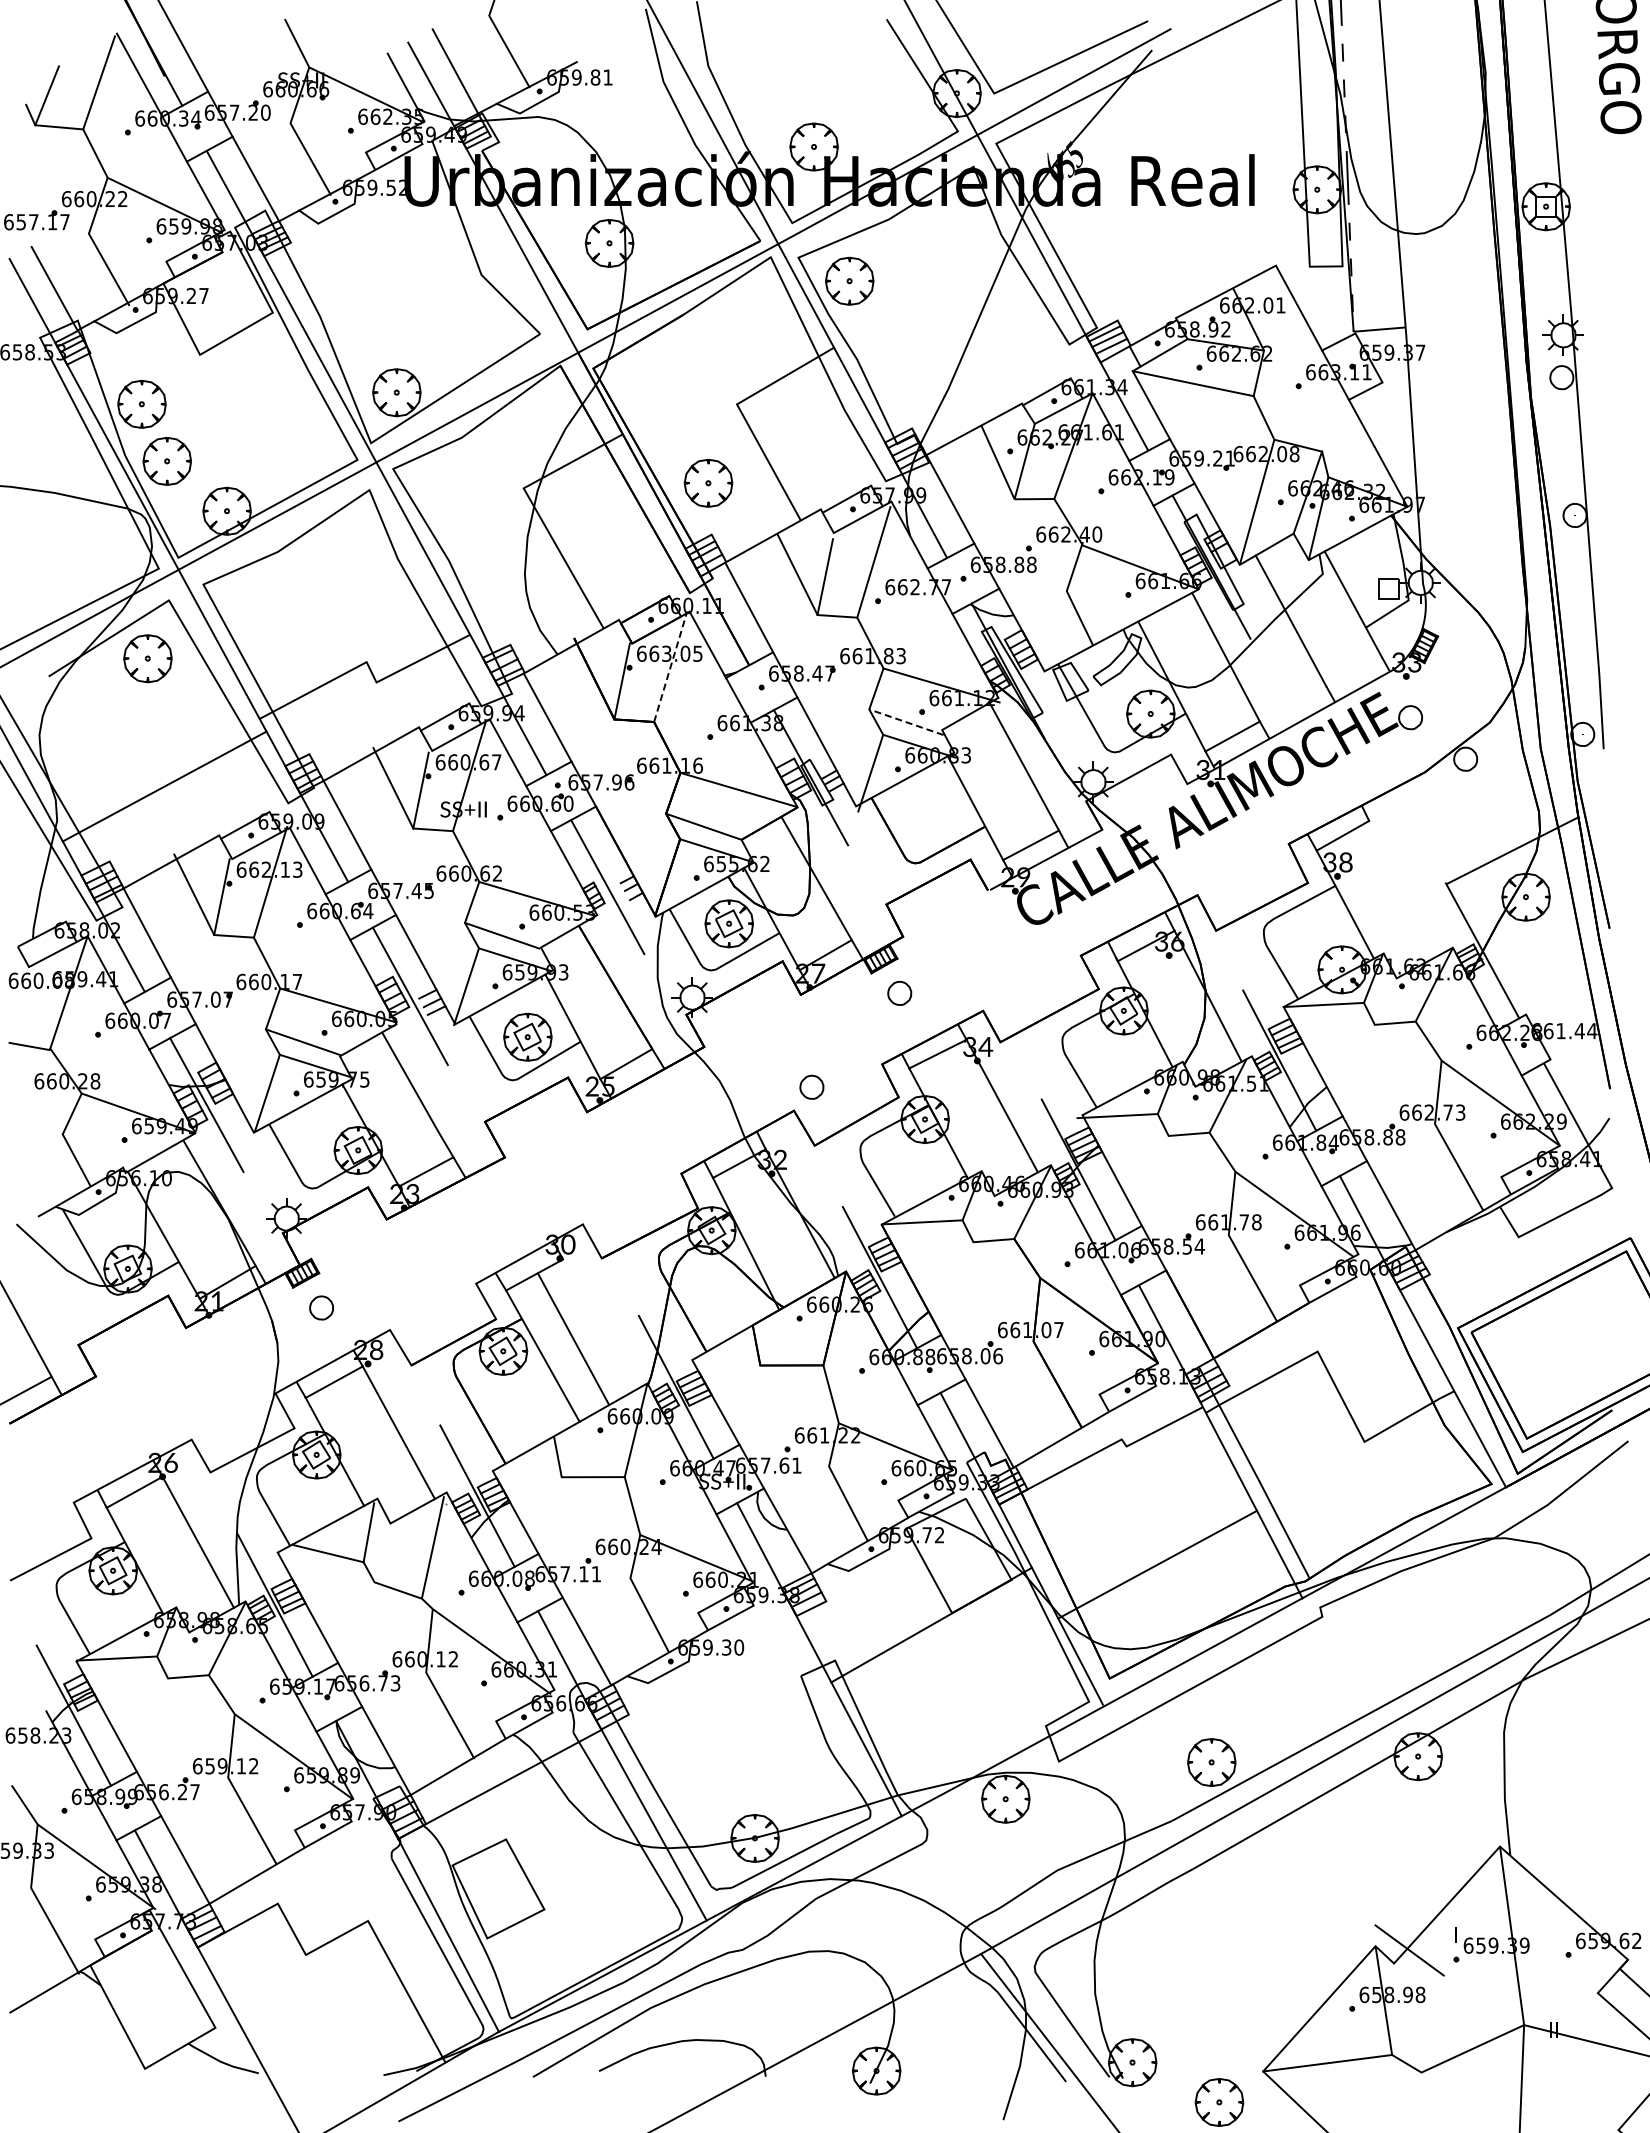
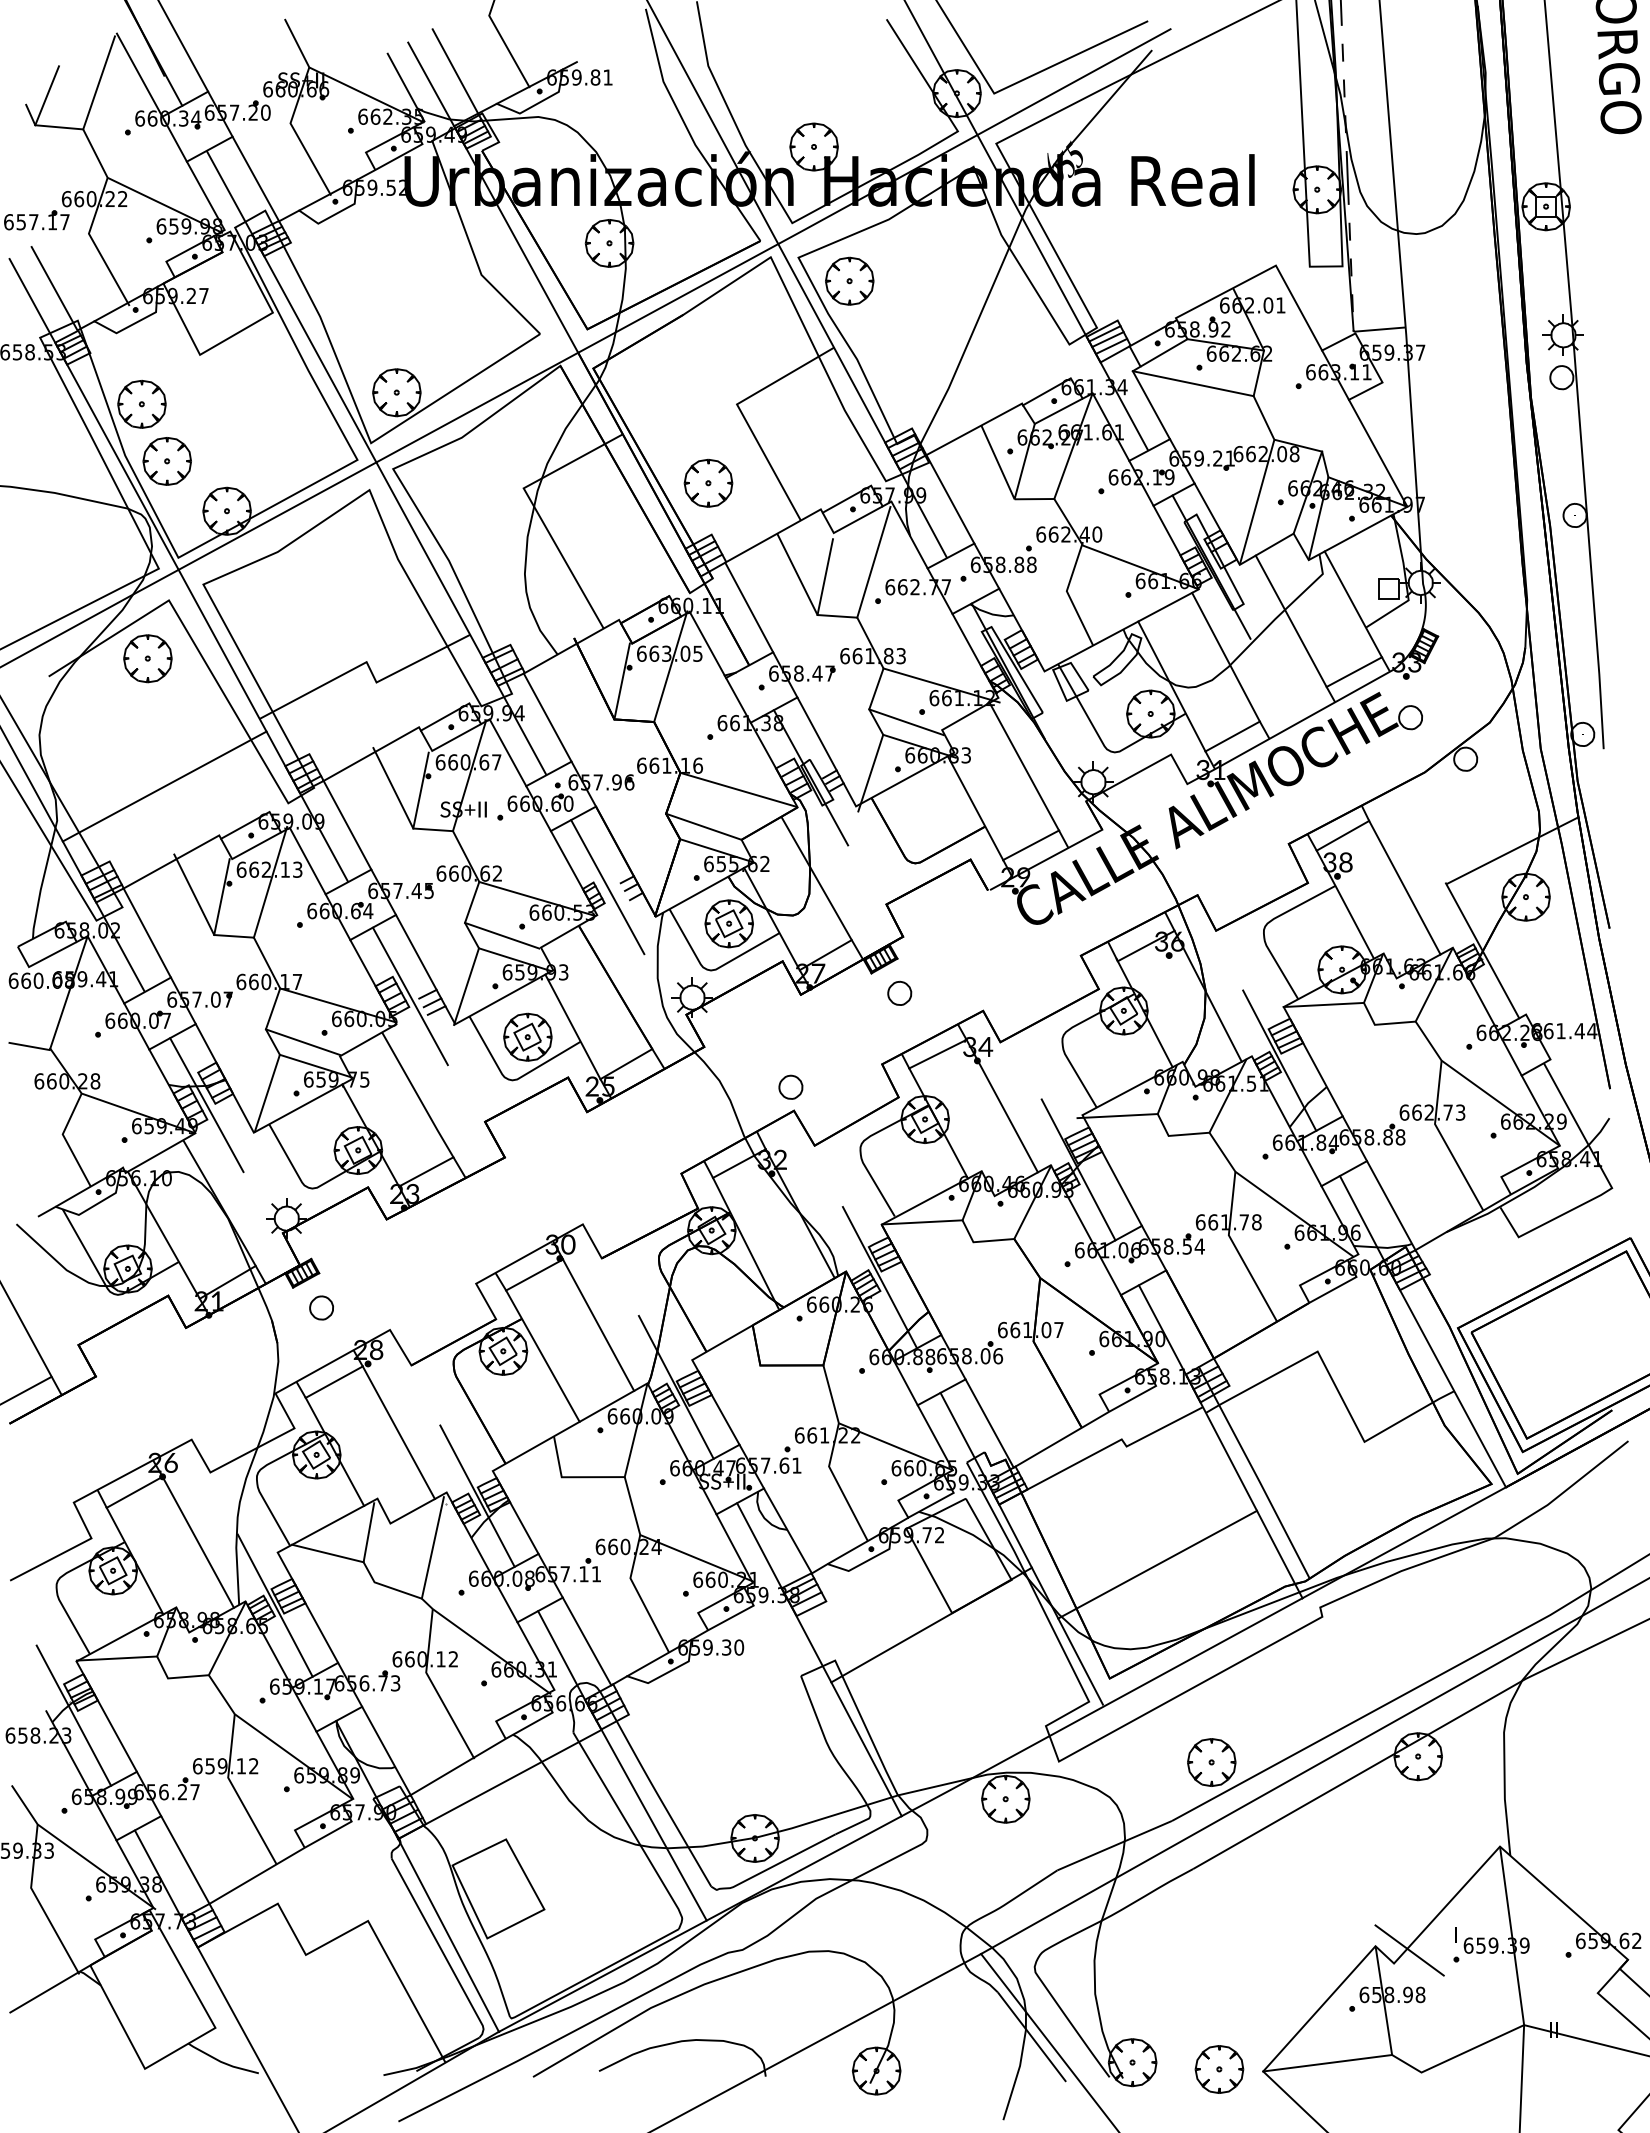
line: dashed -> solid (670, 666)
line: none -> present (1353, 671)
line: dashed -> solid (905, 722)
line: none -> present (1404, 887)
part position: (811, 1086) -> (790, 1086) (790, 1086)
line position: (573, 1338) -> (598, 1324) (598, 1324)
part position: (1219, 2102) -> (1219, 2069) (1219, 2069)
